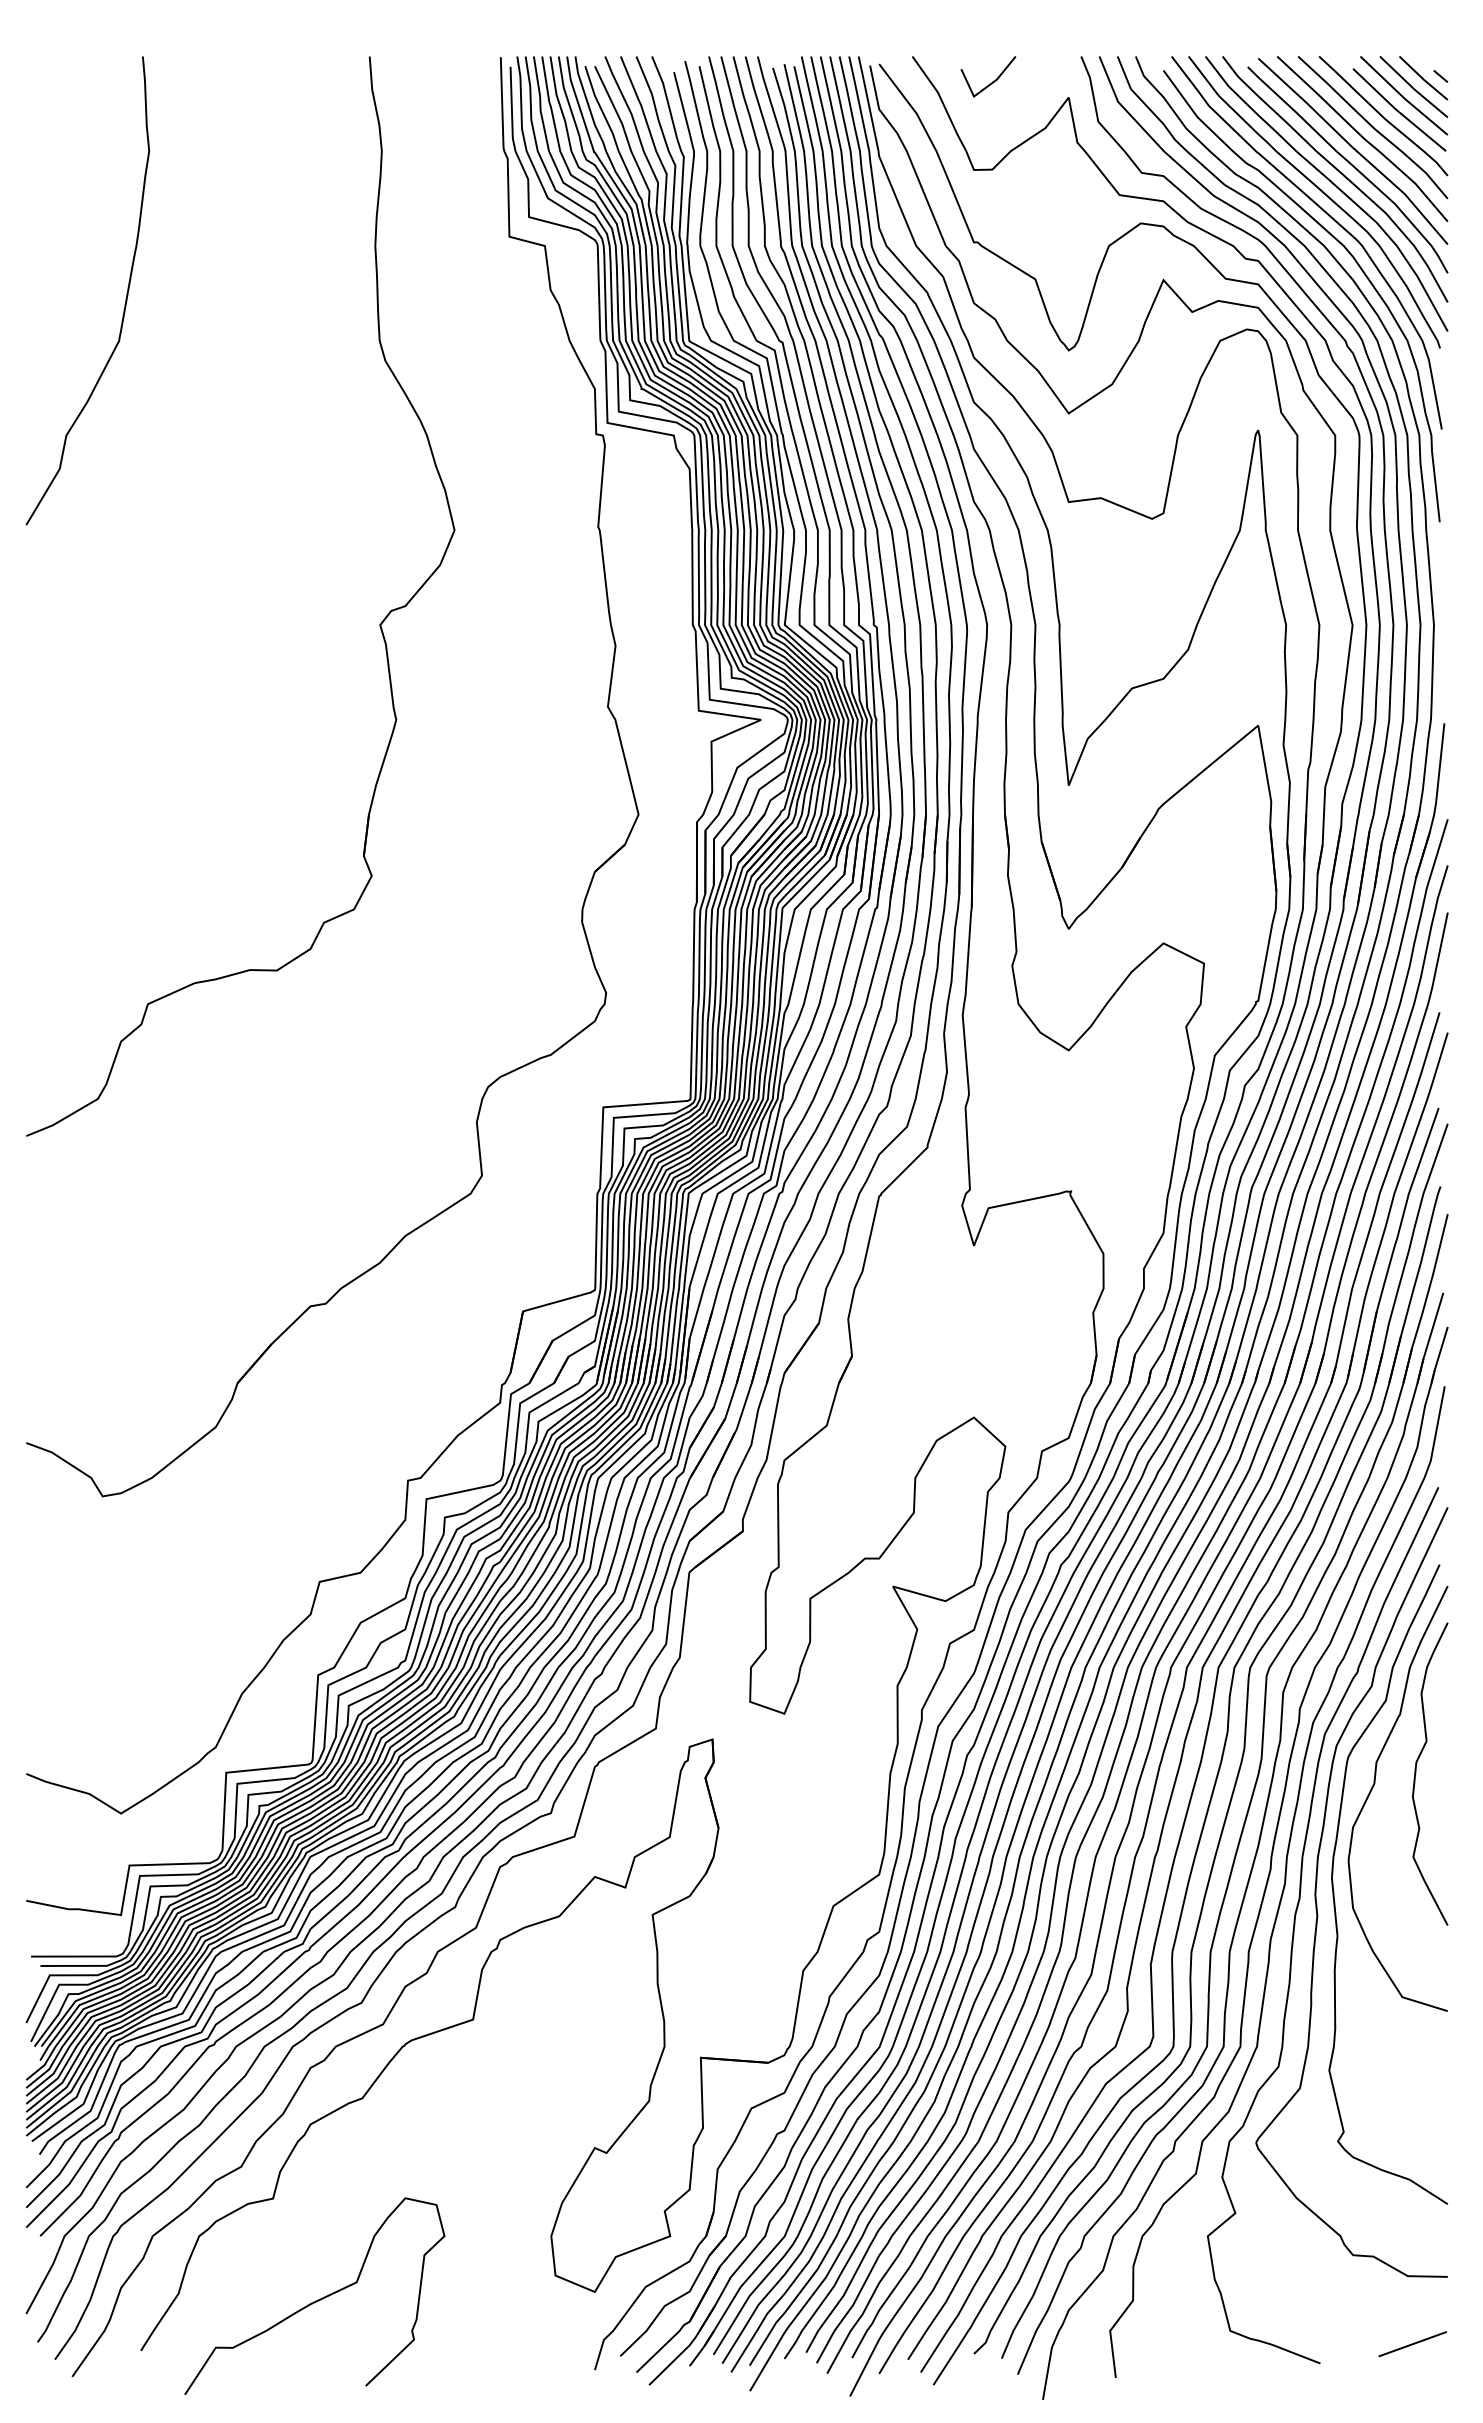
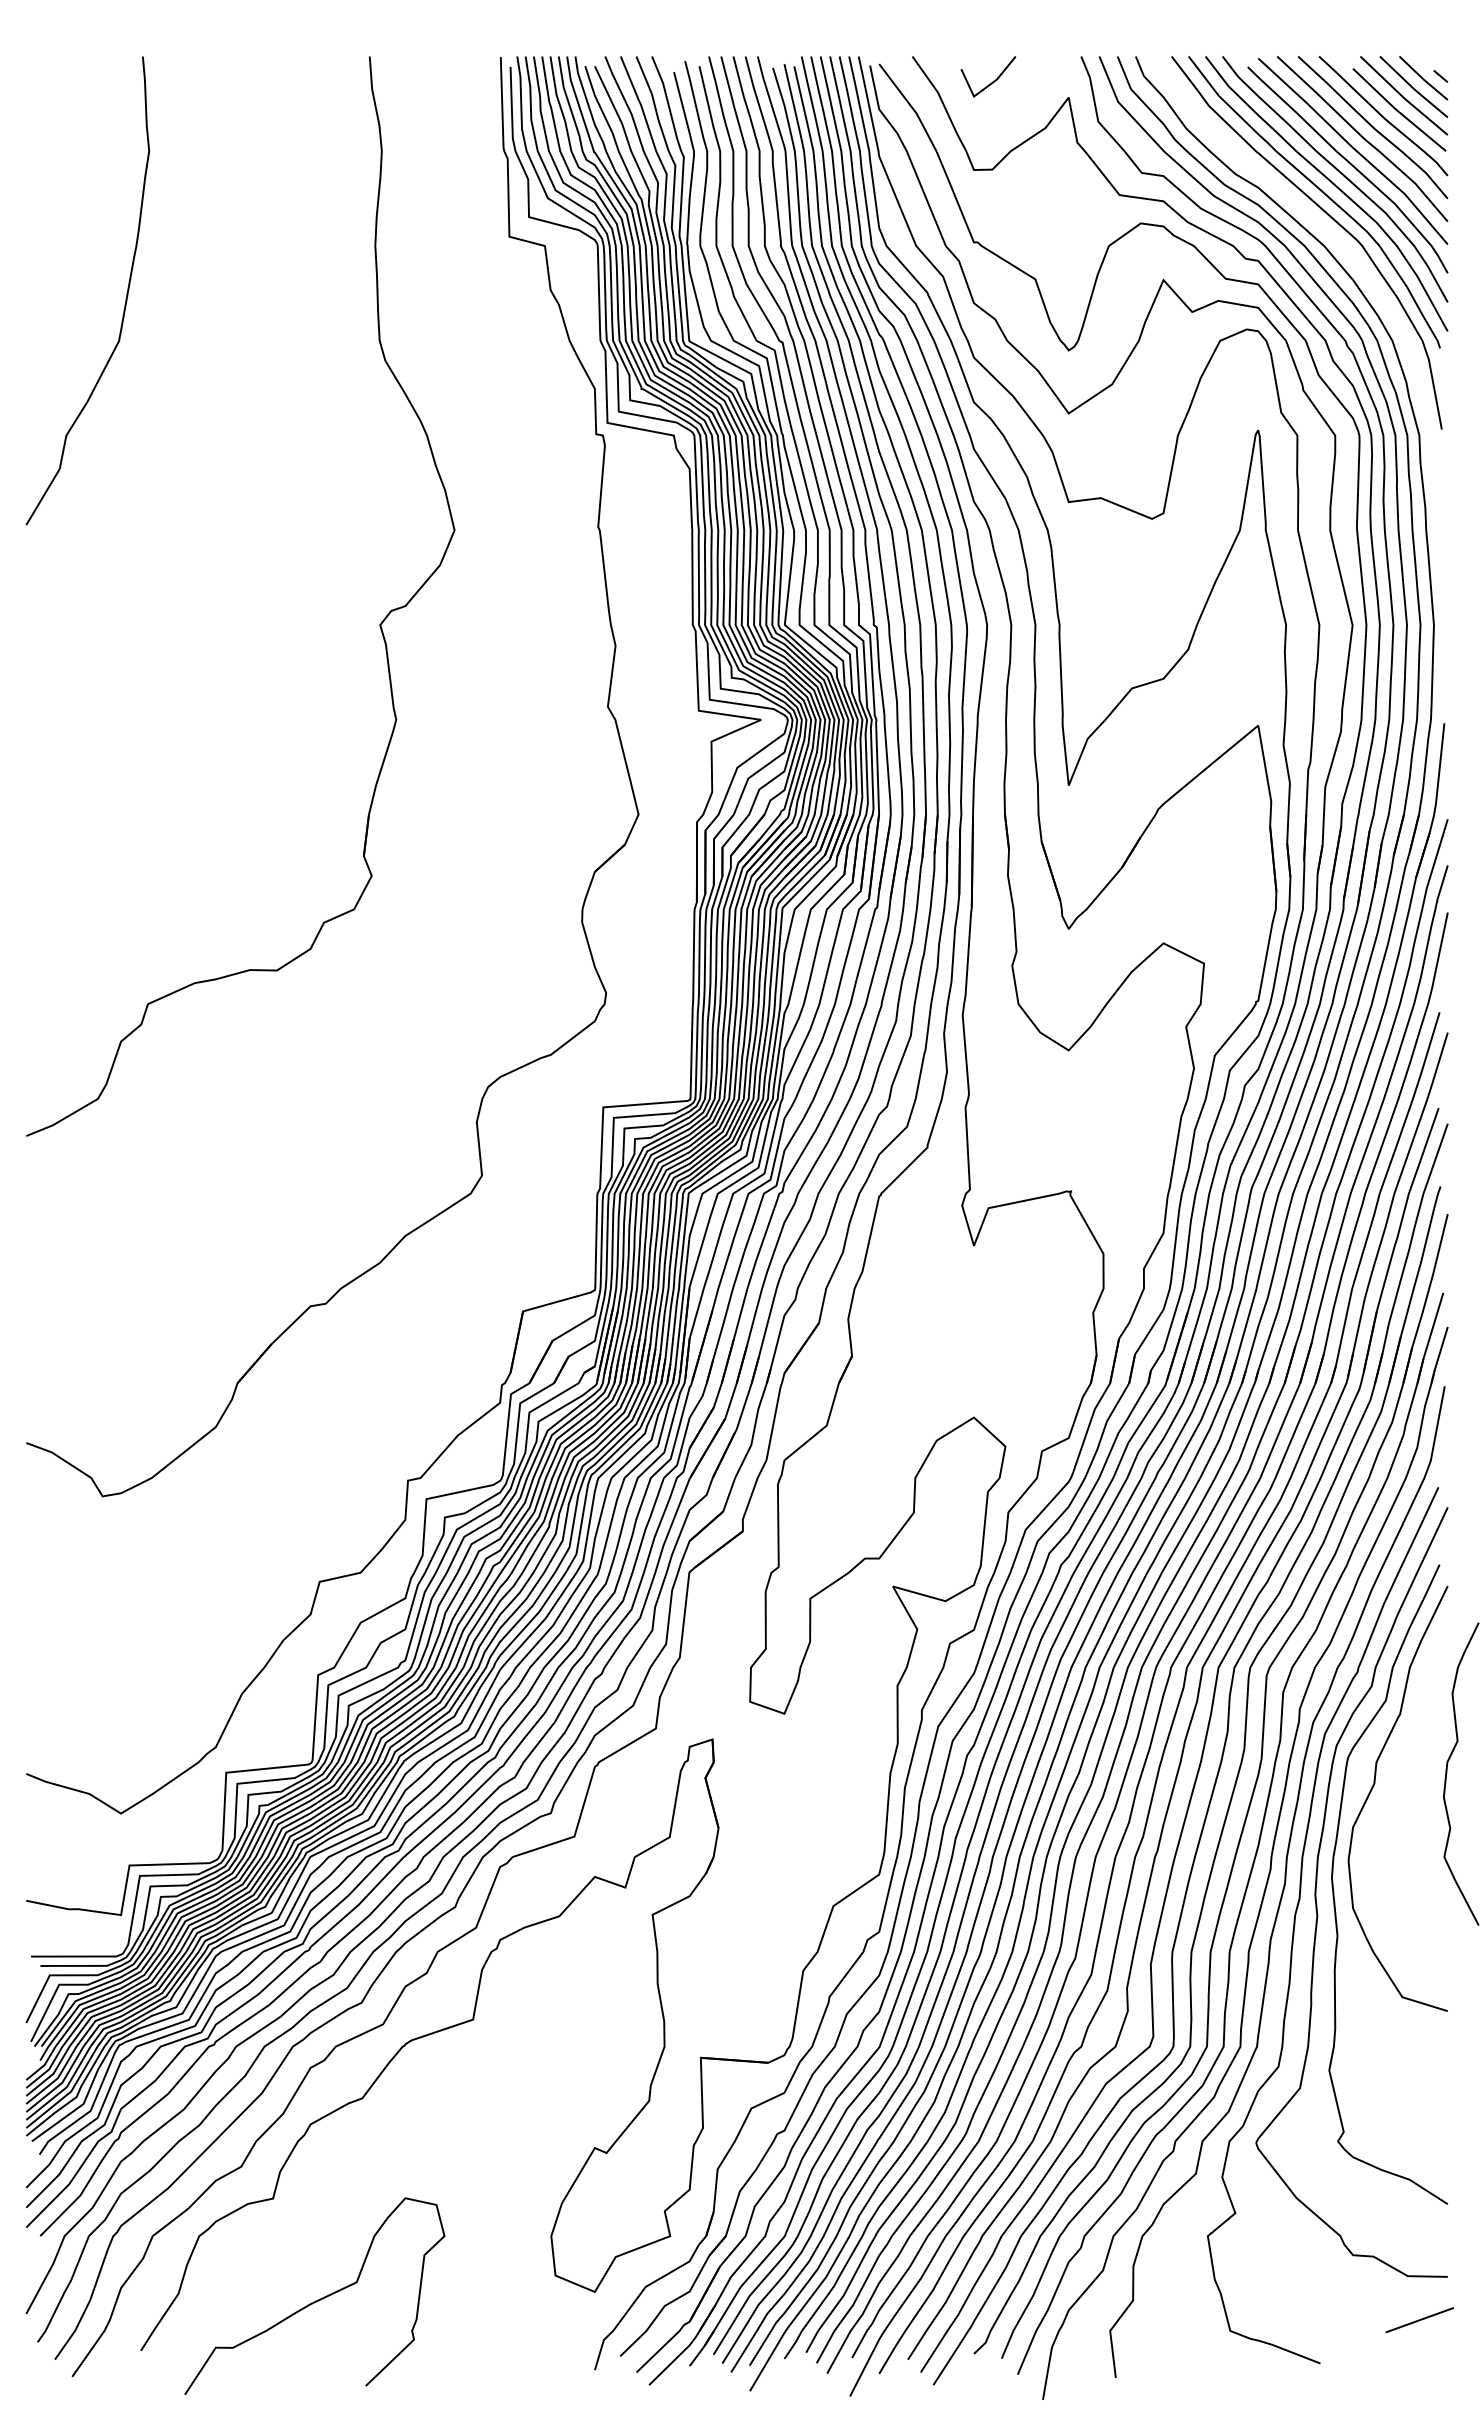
curve: present -> none (1348, 253)
curve position: (1416, 1773) -> (1447, 1773) (1447, 1773)
line position: (1412, 2344) -> (1419, 2320) (1419, 2320)
